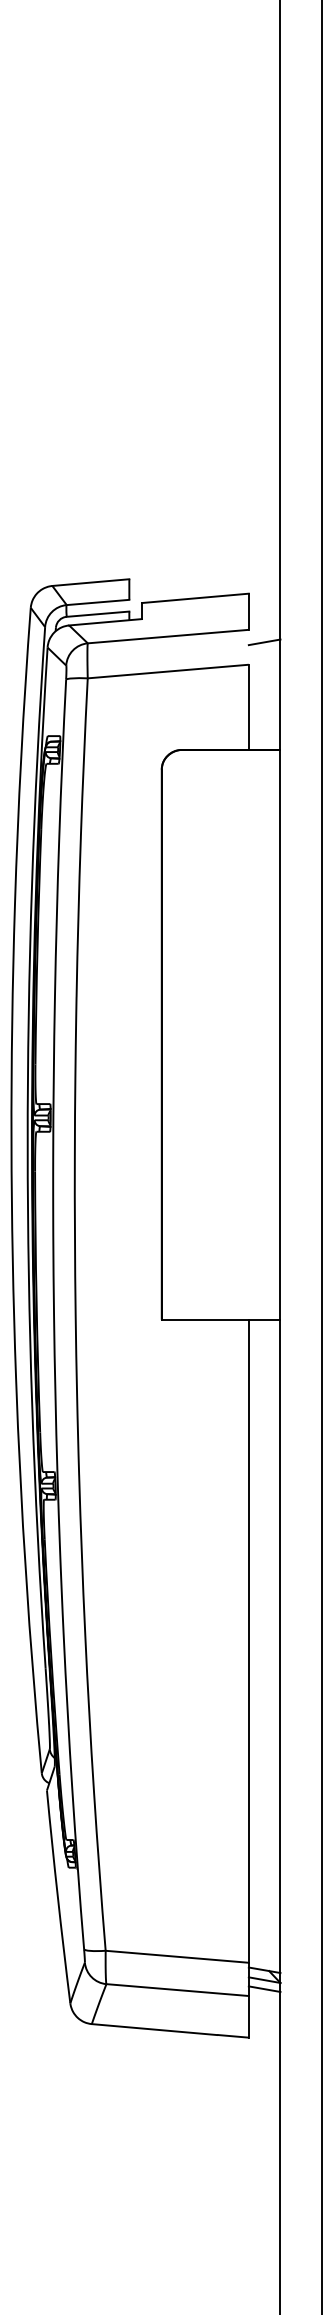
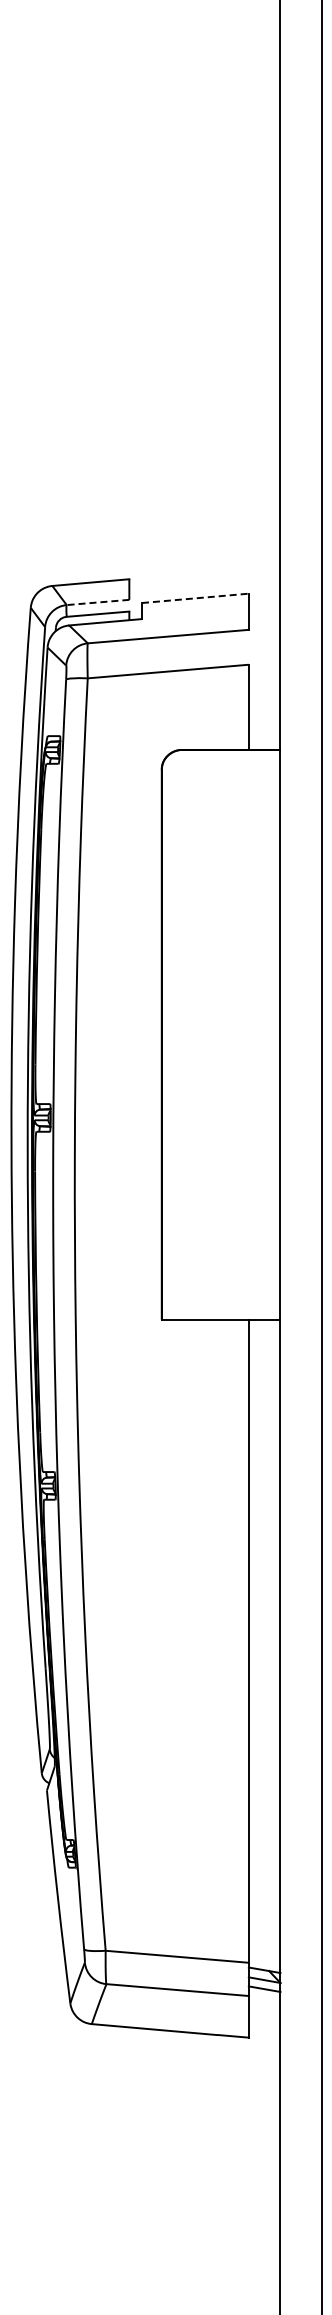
line: solid -> dashed (195, 598)
line: solid -> dashed (97, 602)
line: present -> none (264, 642)
